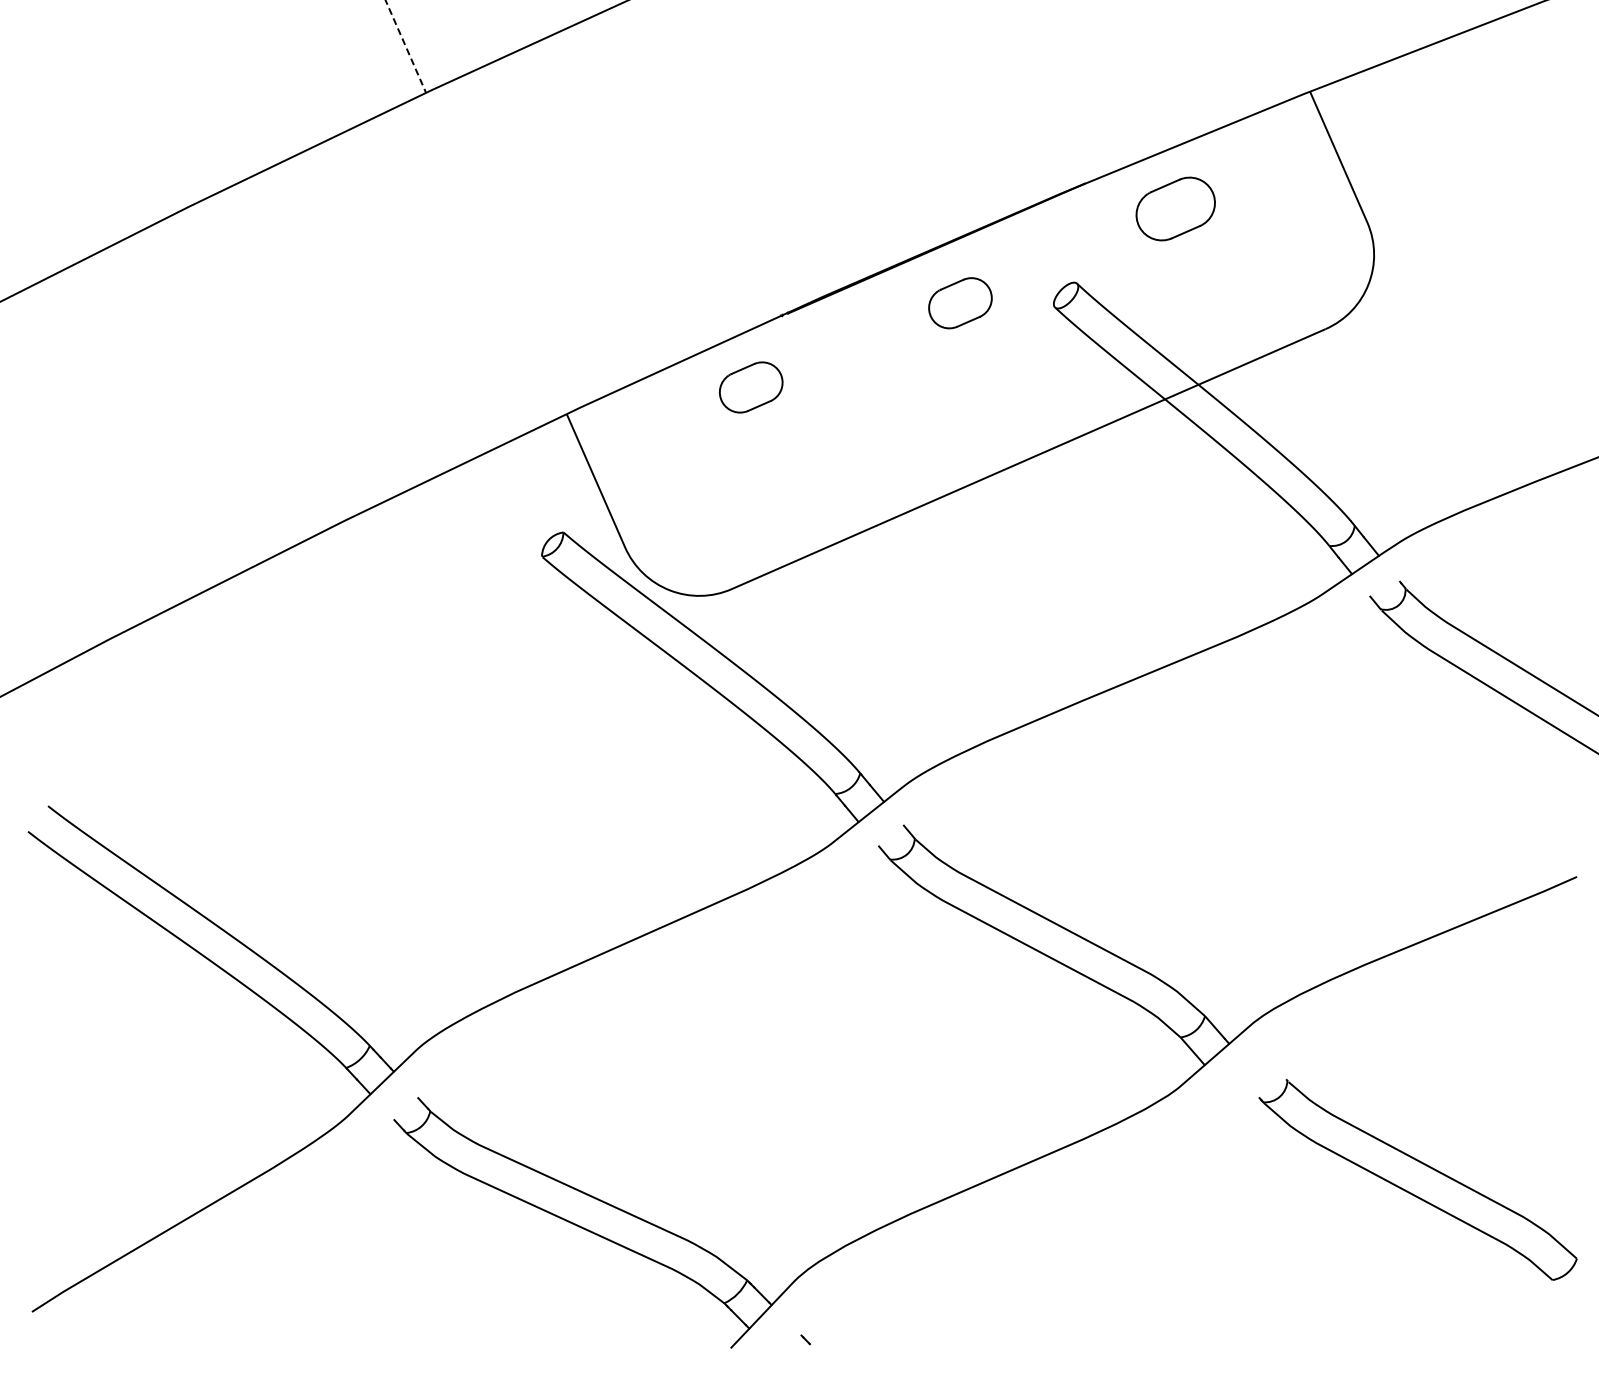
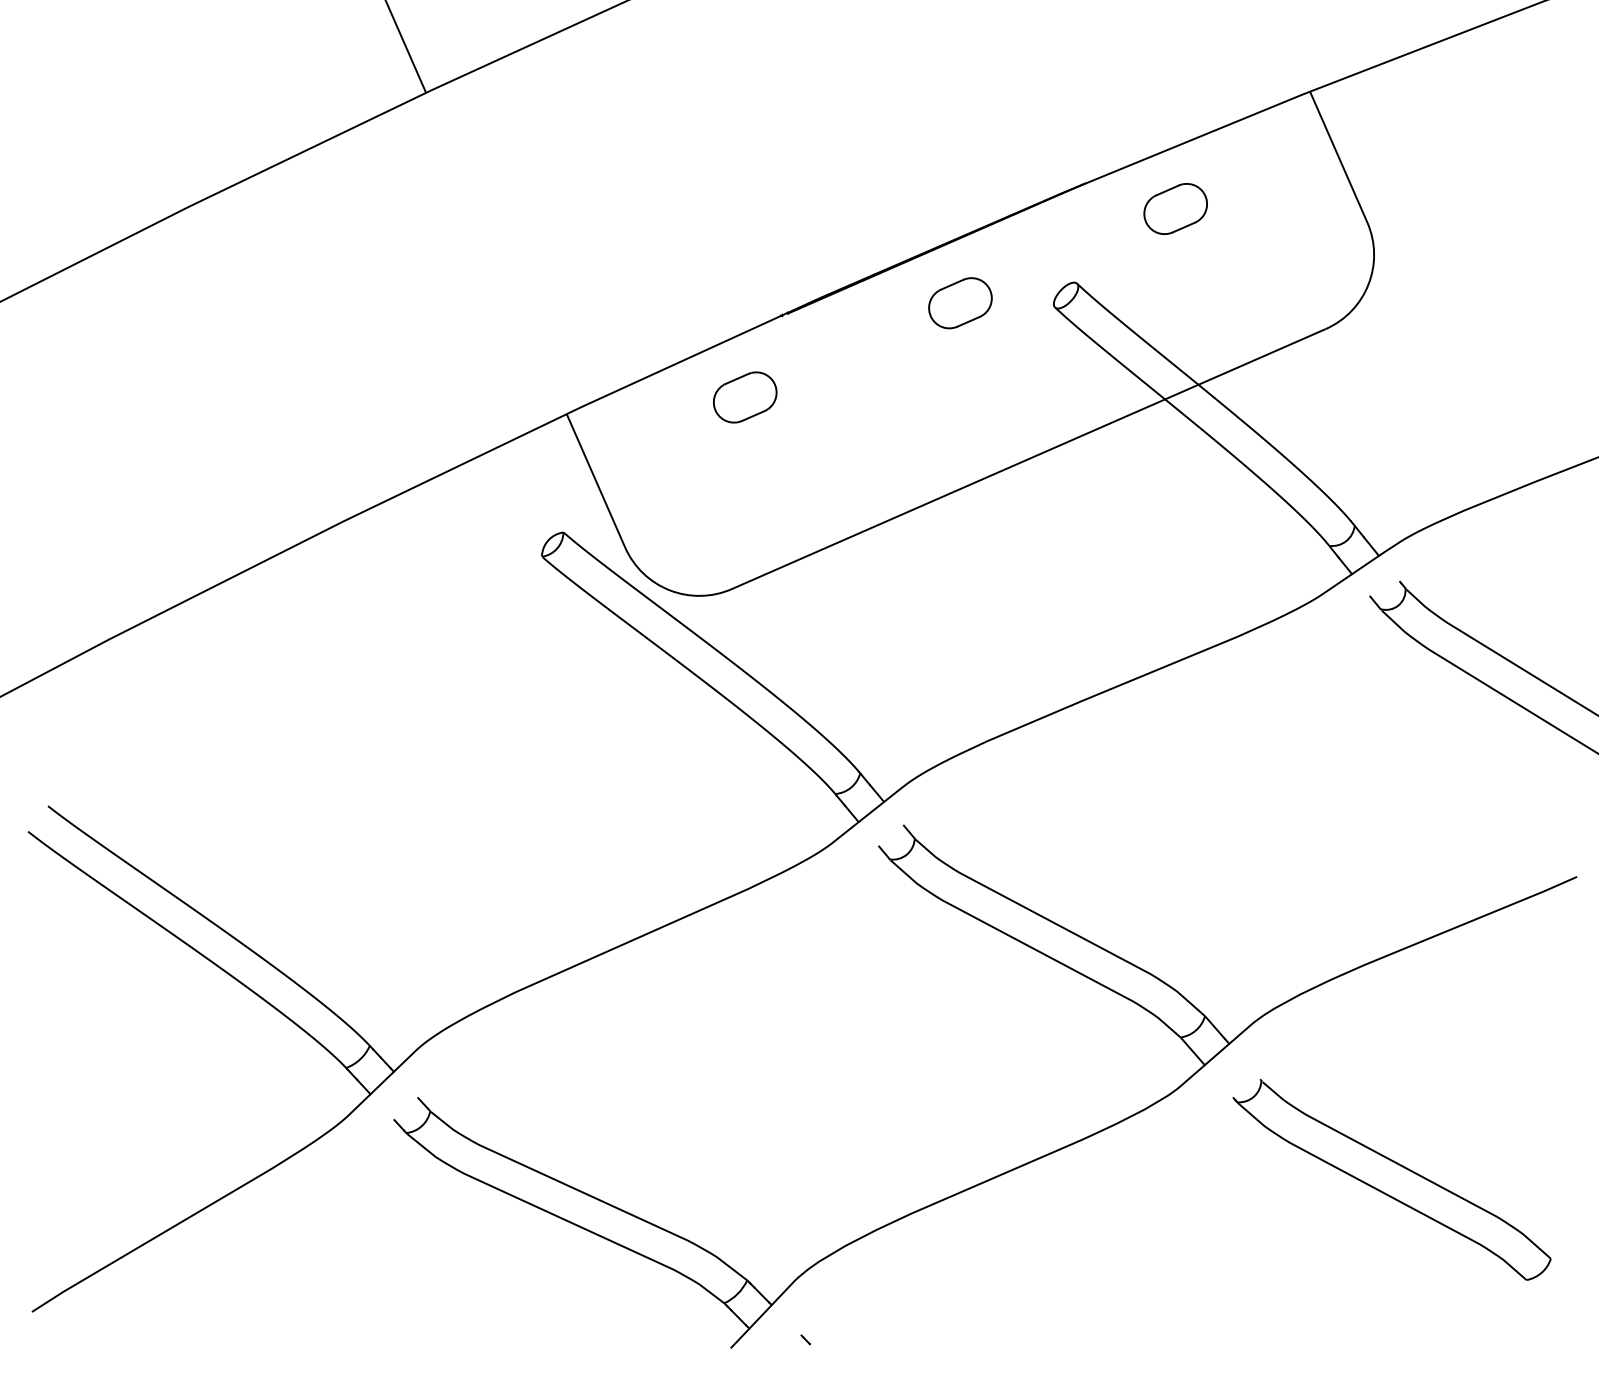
line: dashed -> solid (406, 47)
part size: 81x66 px -> 65x52 px (1175, 208)
part position: (751, 387) -> (745, 397) (745, 397)
part position: (1417, 1179) -> (1391, 1179) (1391, 1179)
